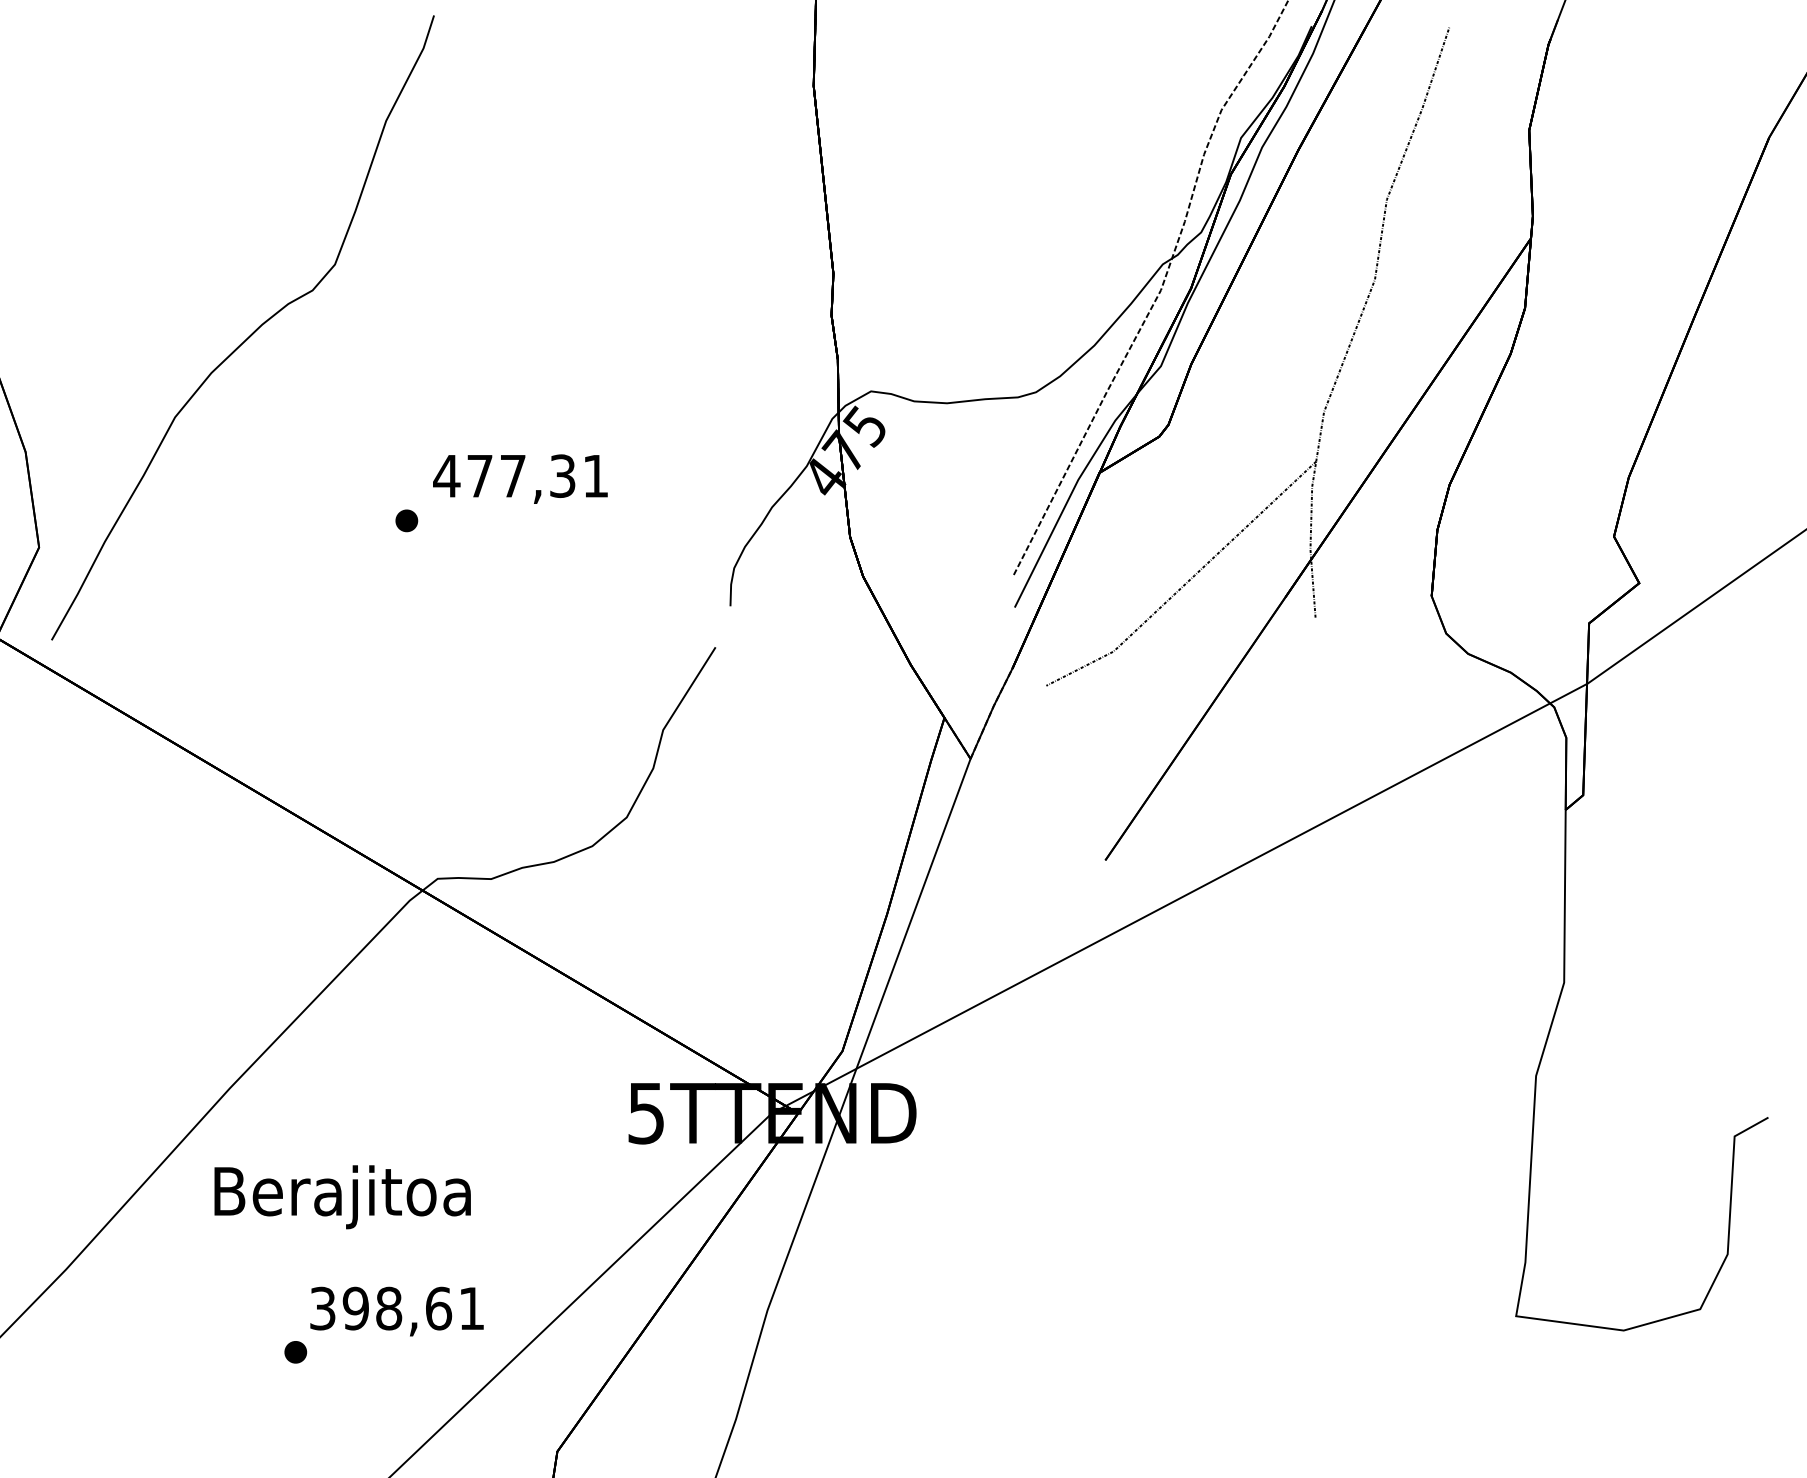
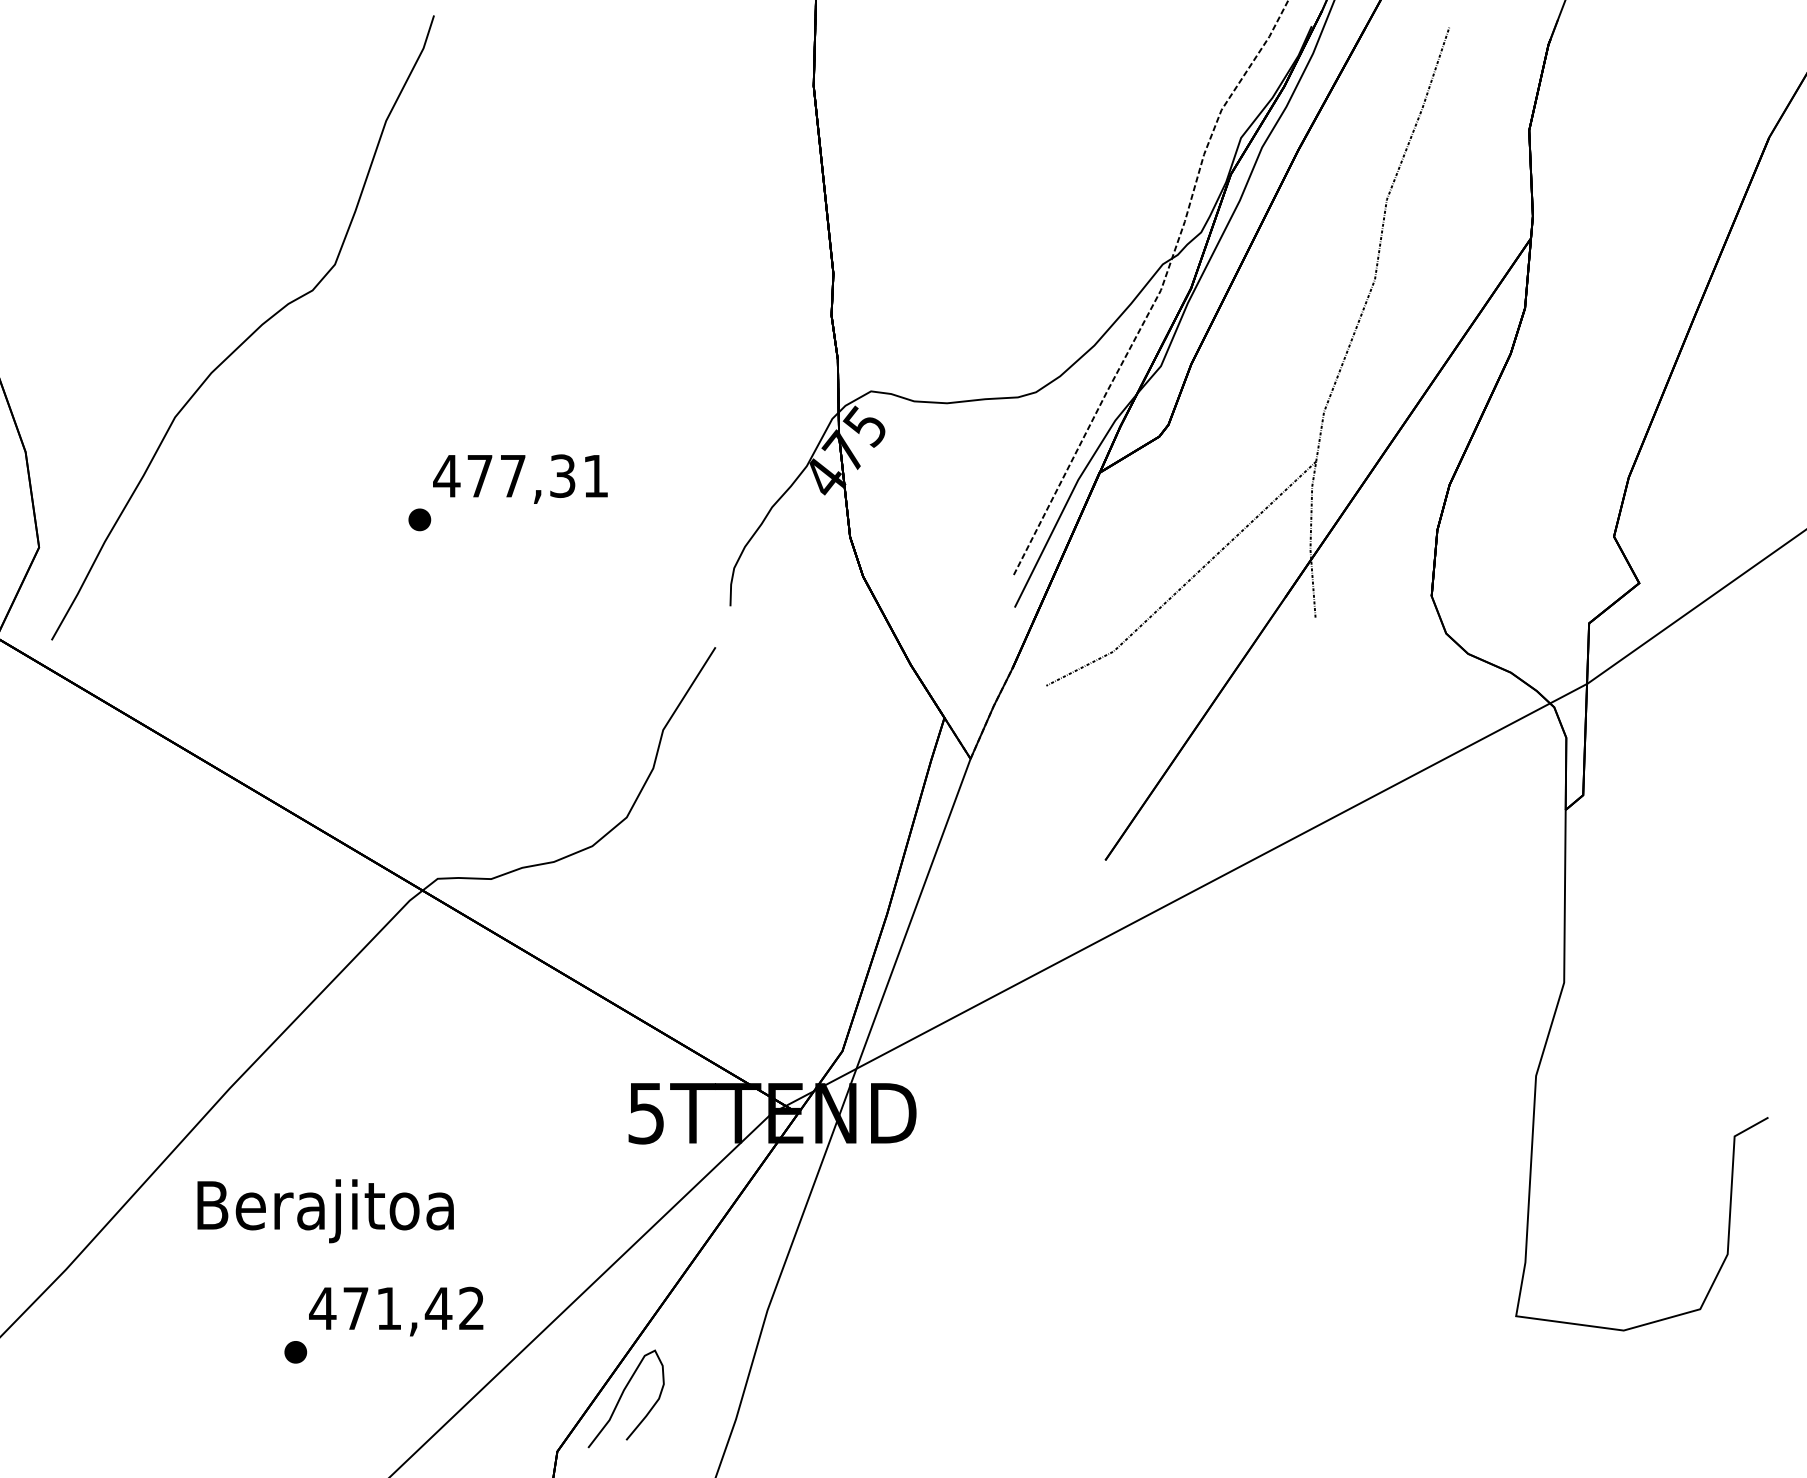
part position: (406, 520) -> (419, 519) (419, 519)
text position: (342, 1197) -> (325, 1211) (325, 1211)
text: 398,61 -> 471,42 (396, 1308)
curve: none -> present (621, 1397)
